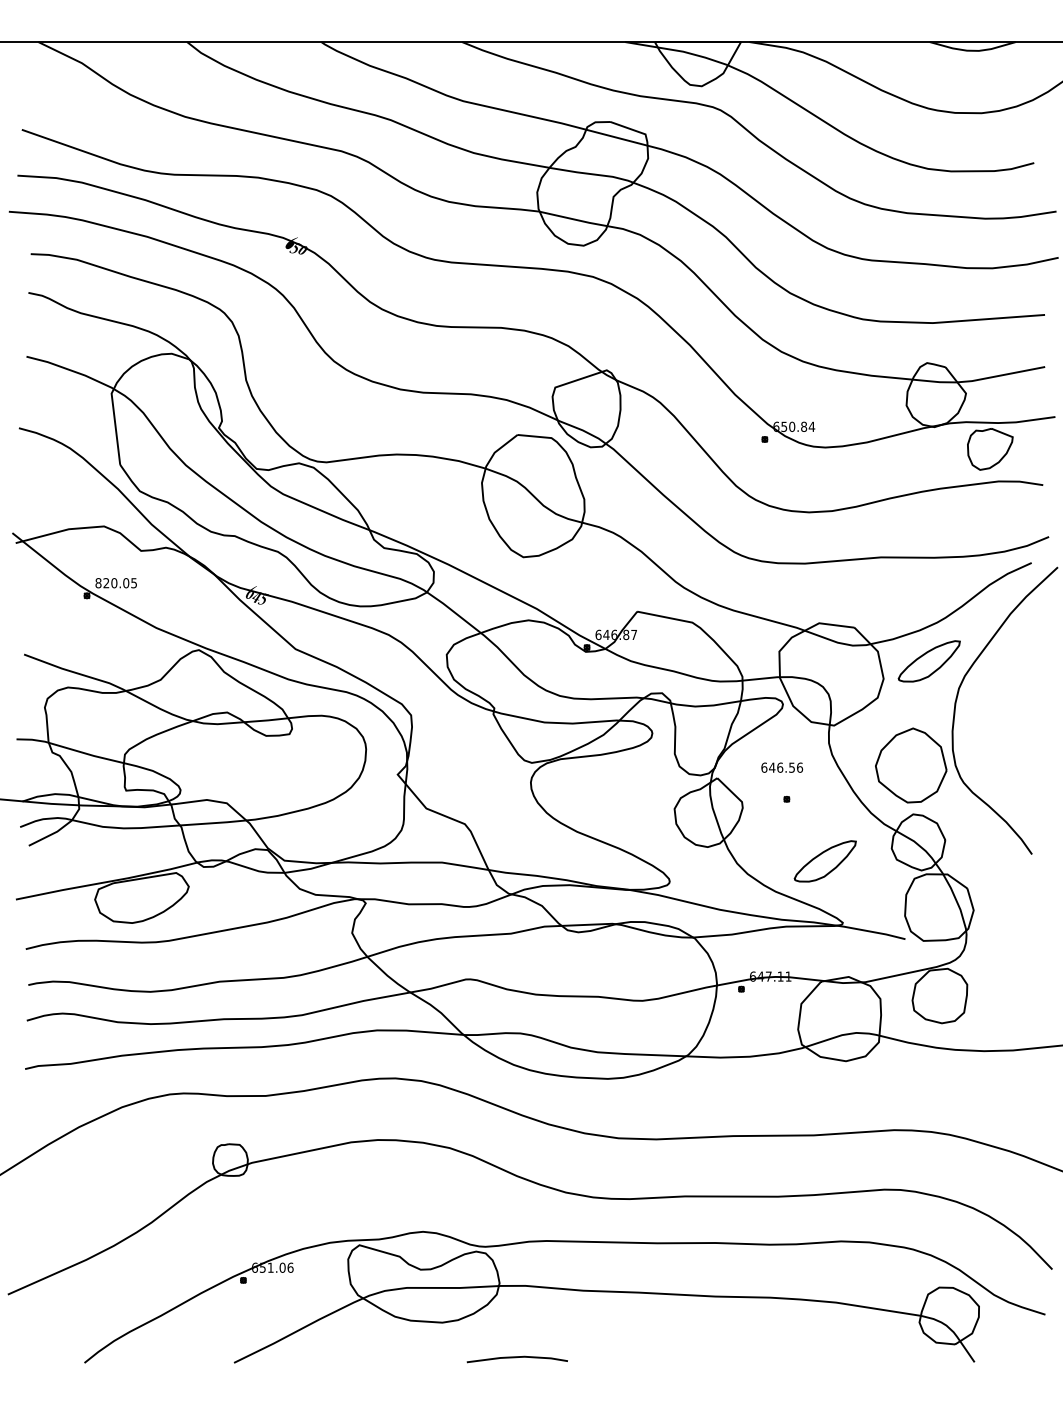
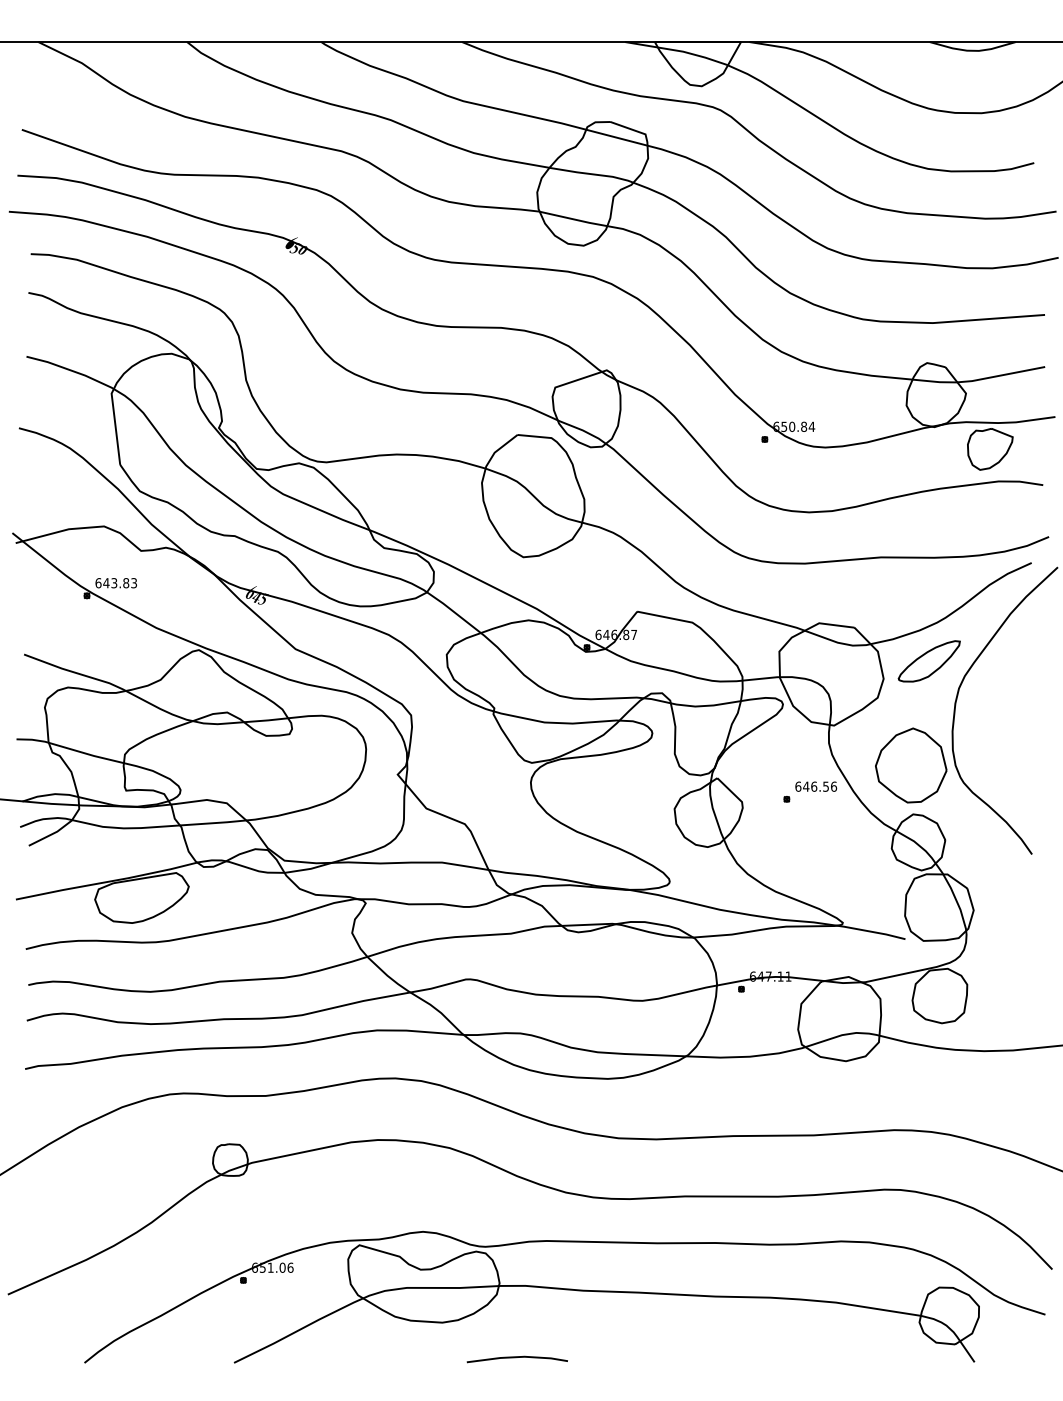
text: 820.05 -> 643.83 (115, 583)
text position: (782, 767) -> (816, 786) (816, 786)
part: present -> none (824, 861)
